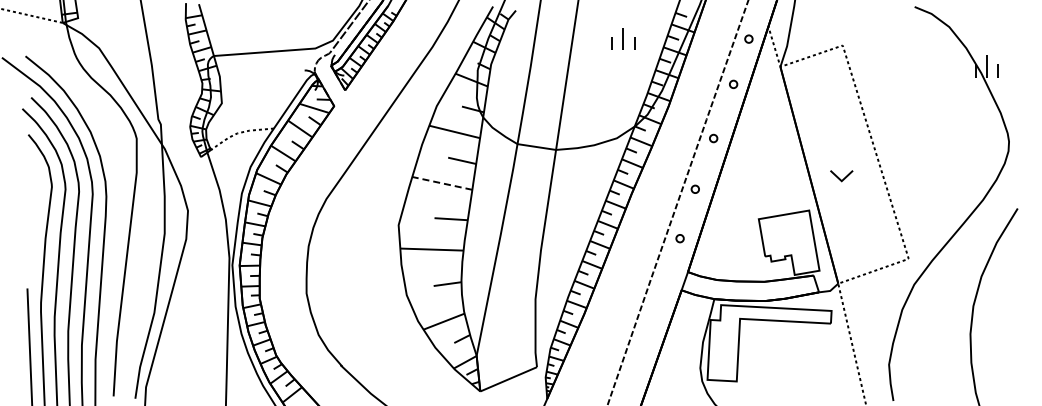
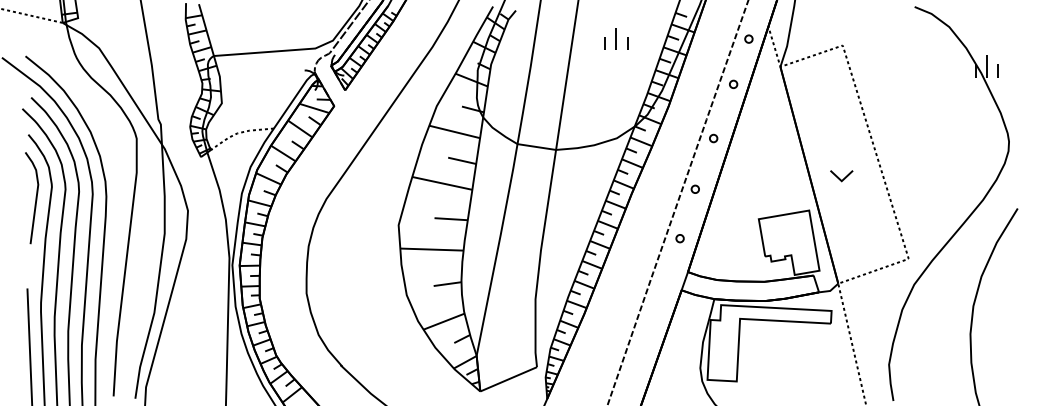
part position: (623, 38) -> (616, 38) (616, 38)
line: dashed -> solid (442, 183)
line: none -> present (35, 198)
